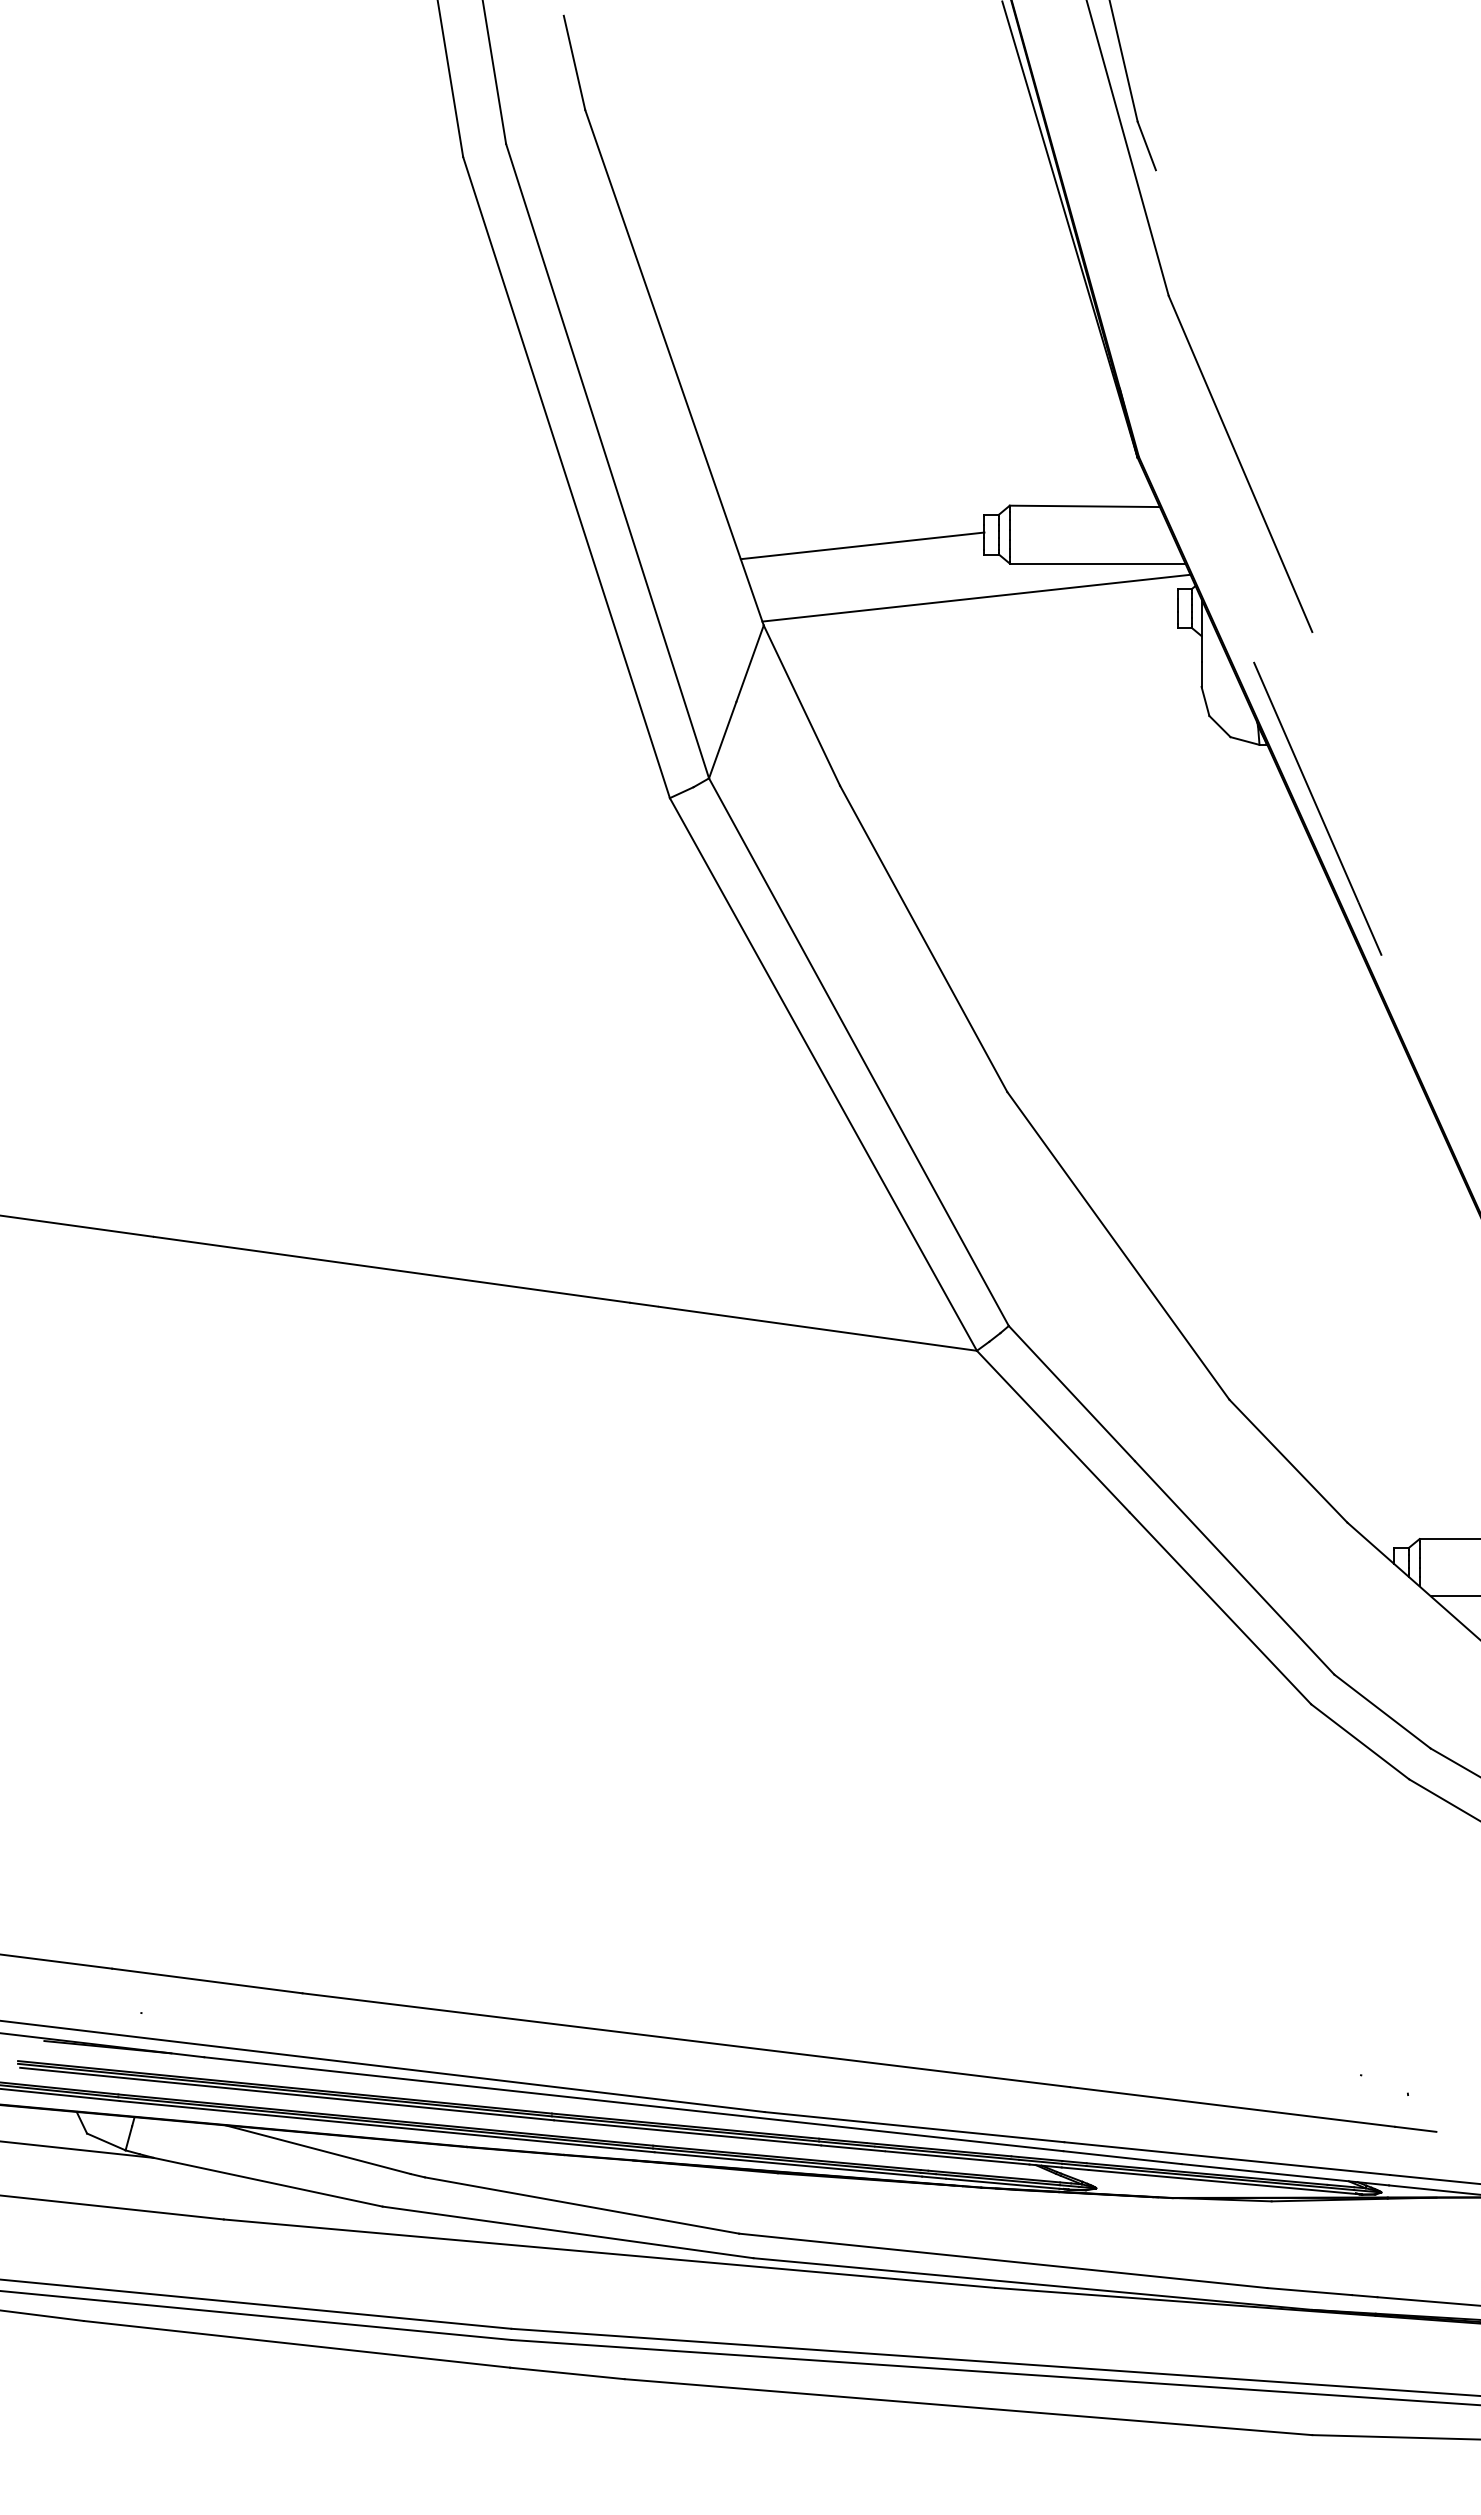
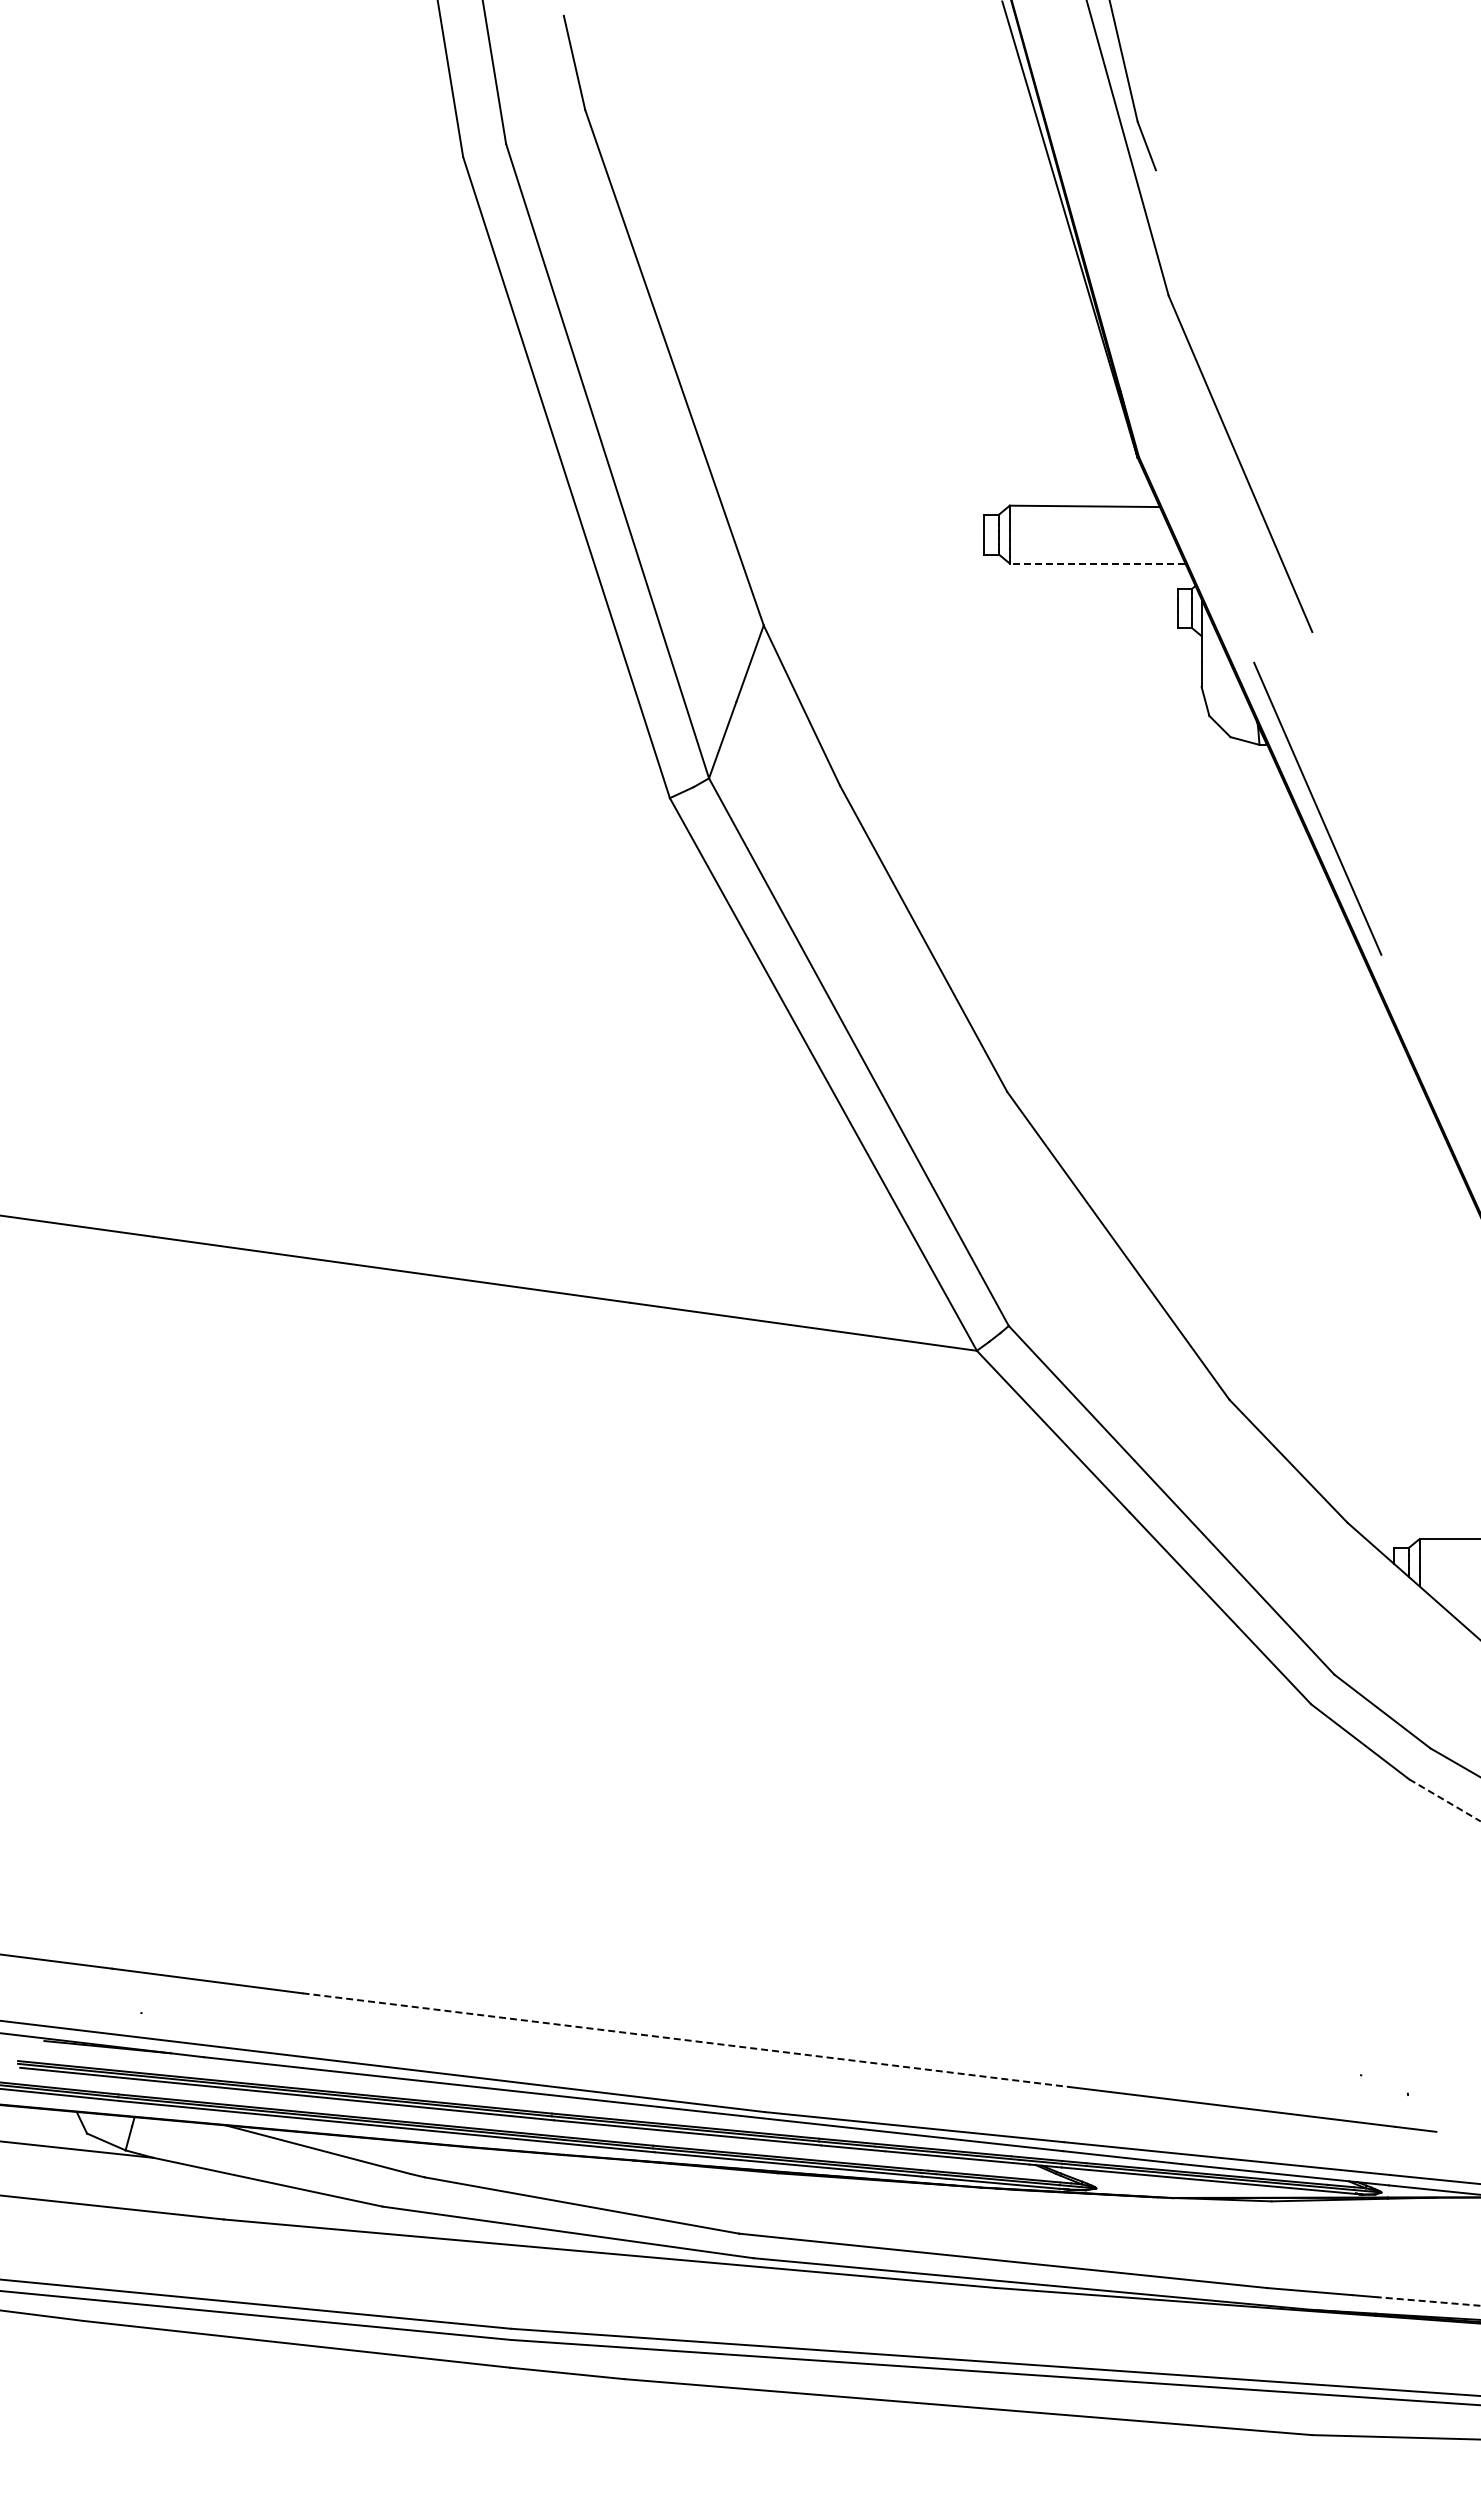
line: present -> none (862, 545)
line: solid -> dashed (1097, 563)
line: present -> none (976, 597)
line: present -> none (1453, 1596)
line: solid -> dashed (1444, 1800)
line: solid -> dashed (686, 2040)
line: solid -> dashed (1428, 2301)
